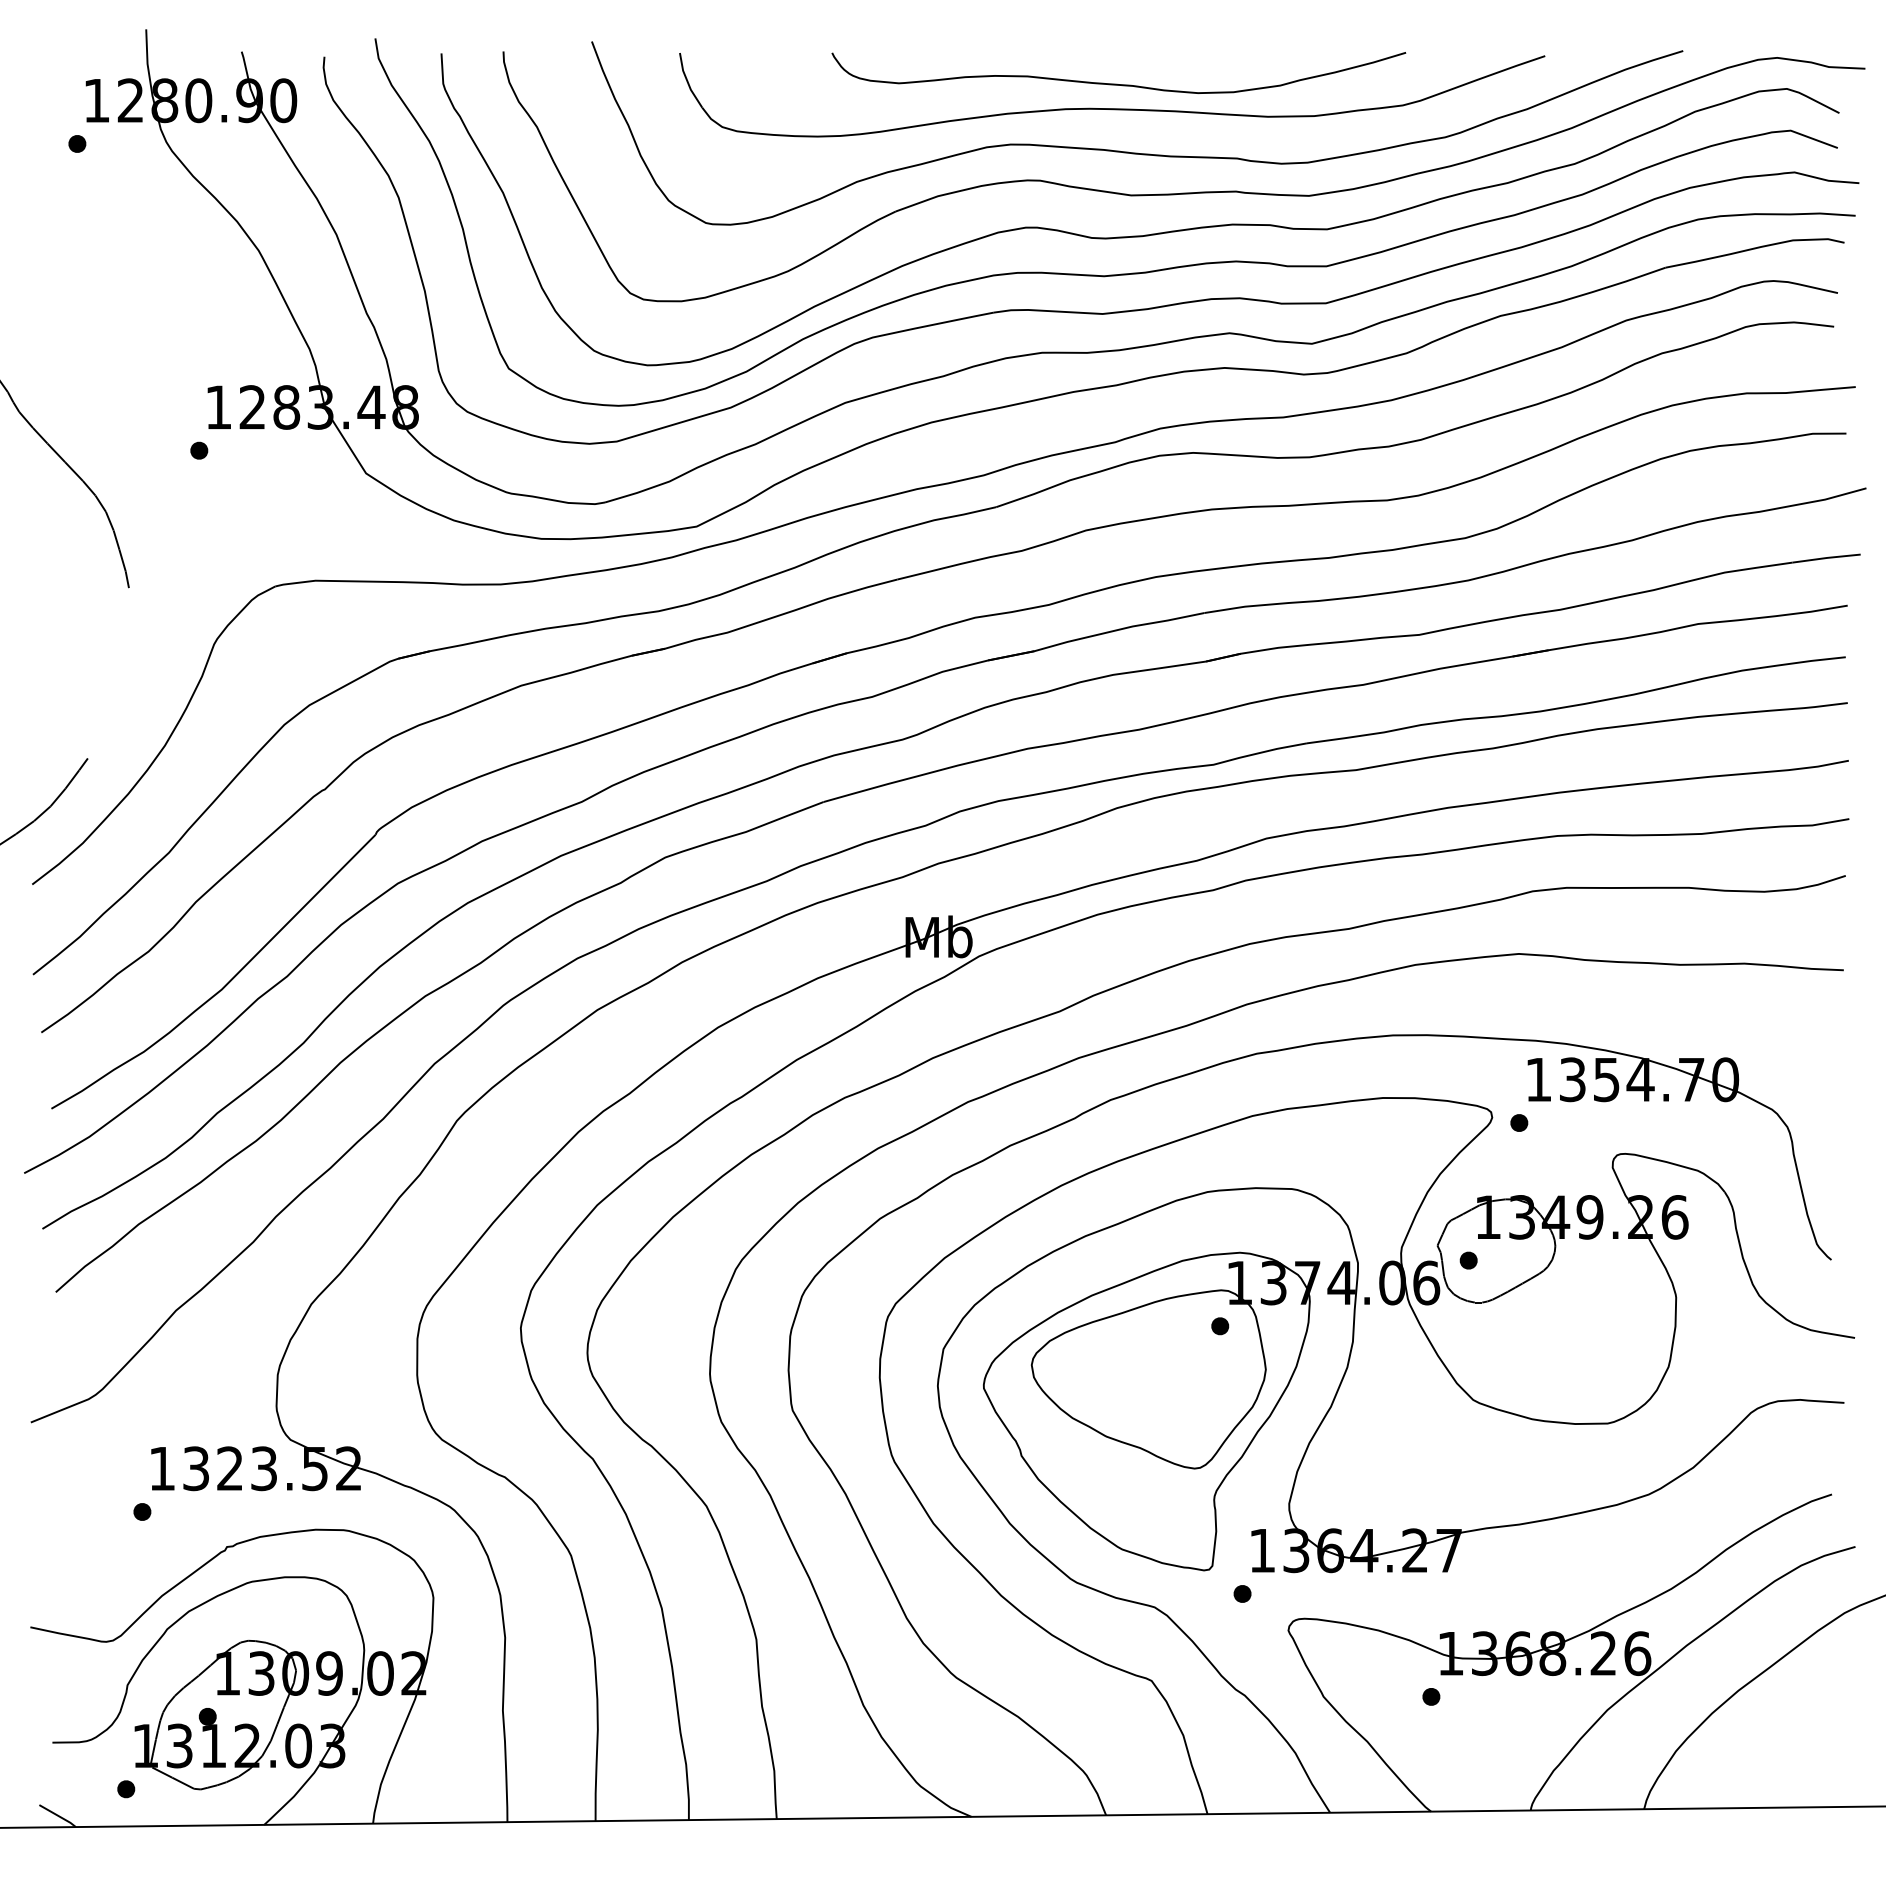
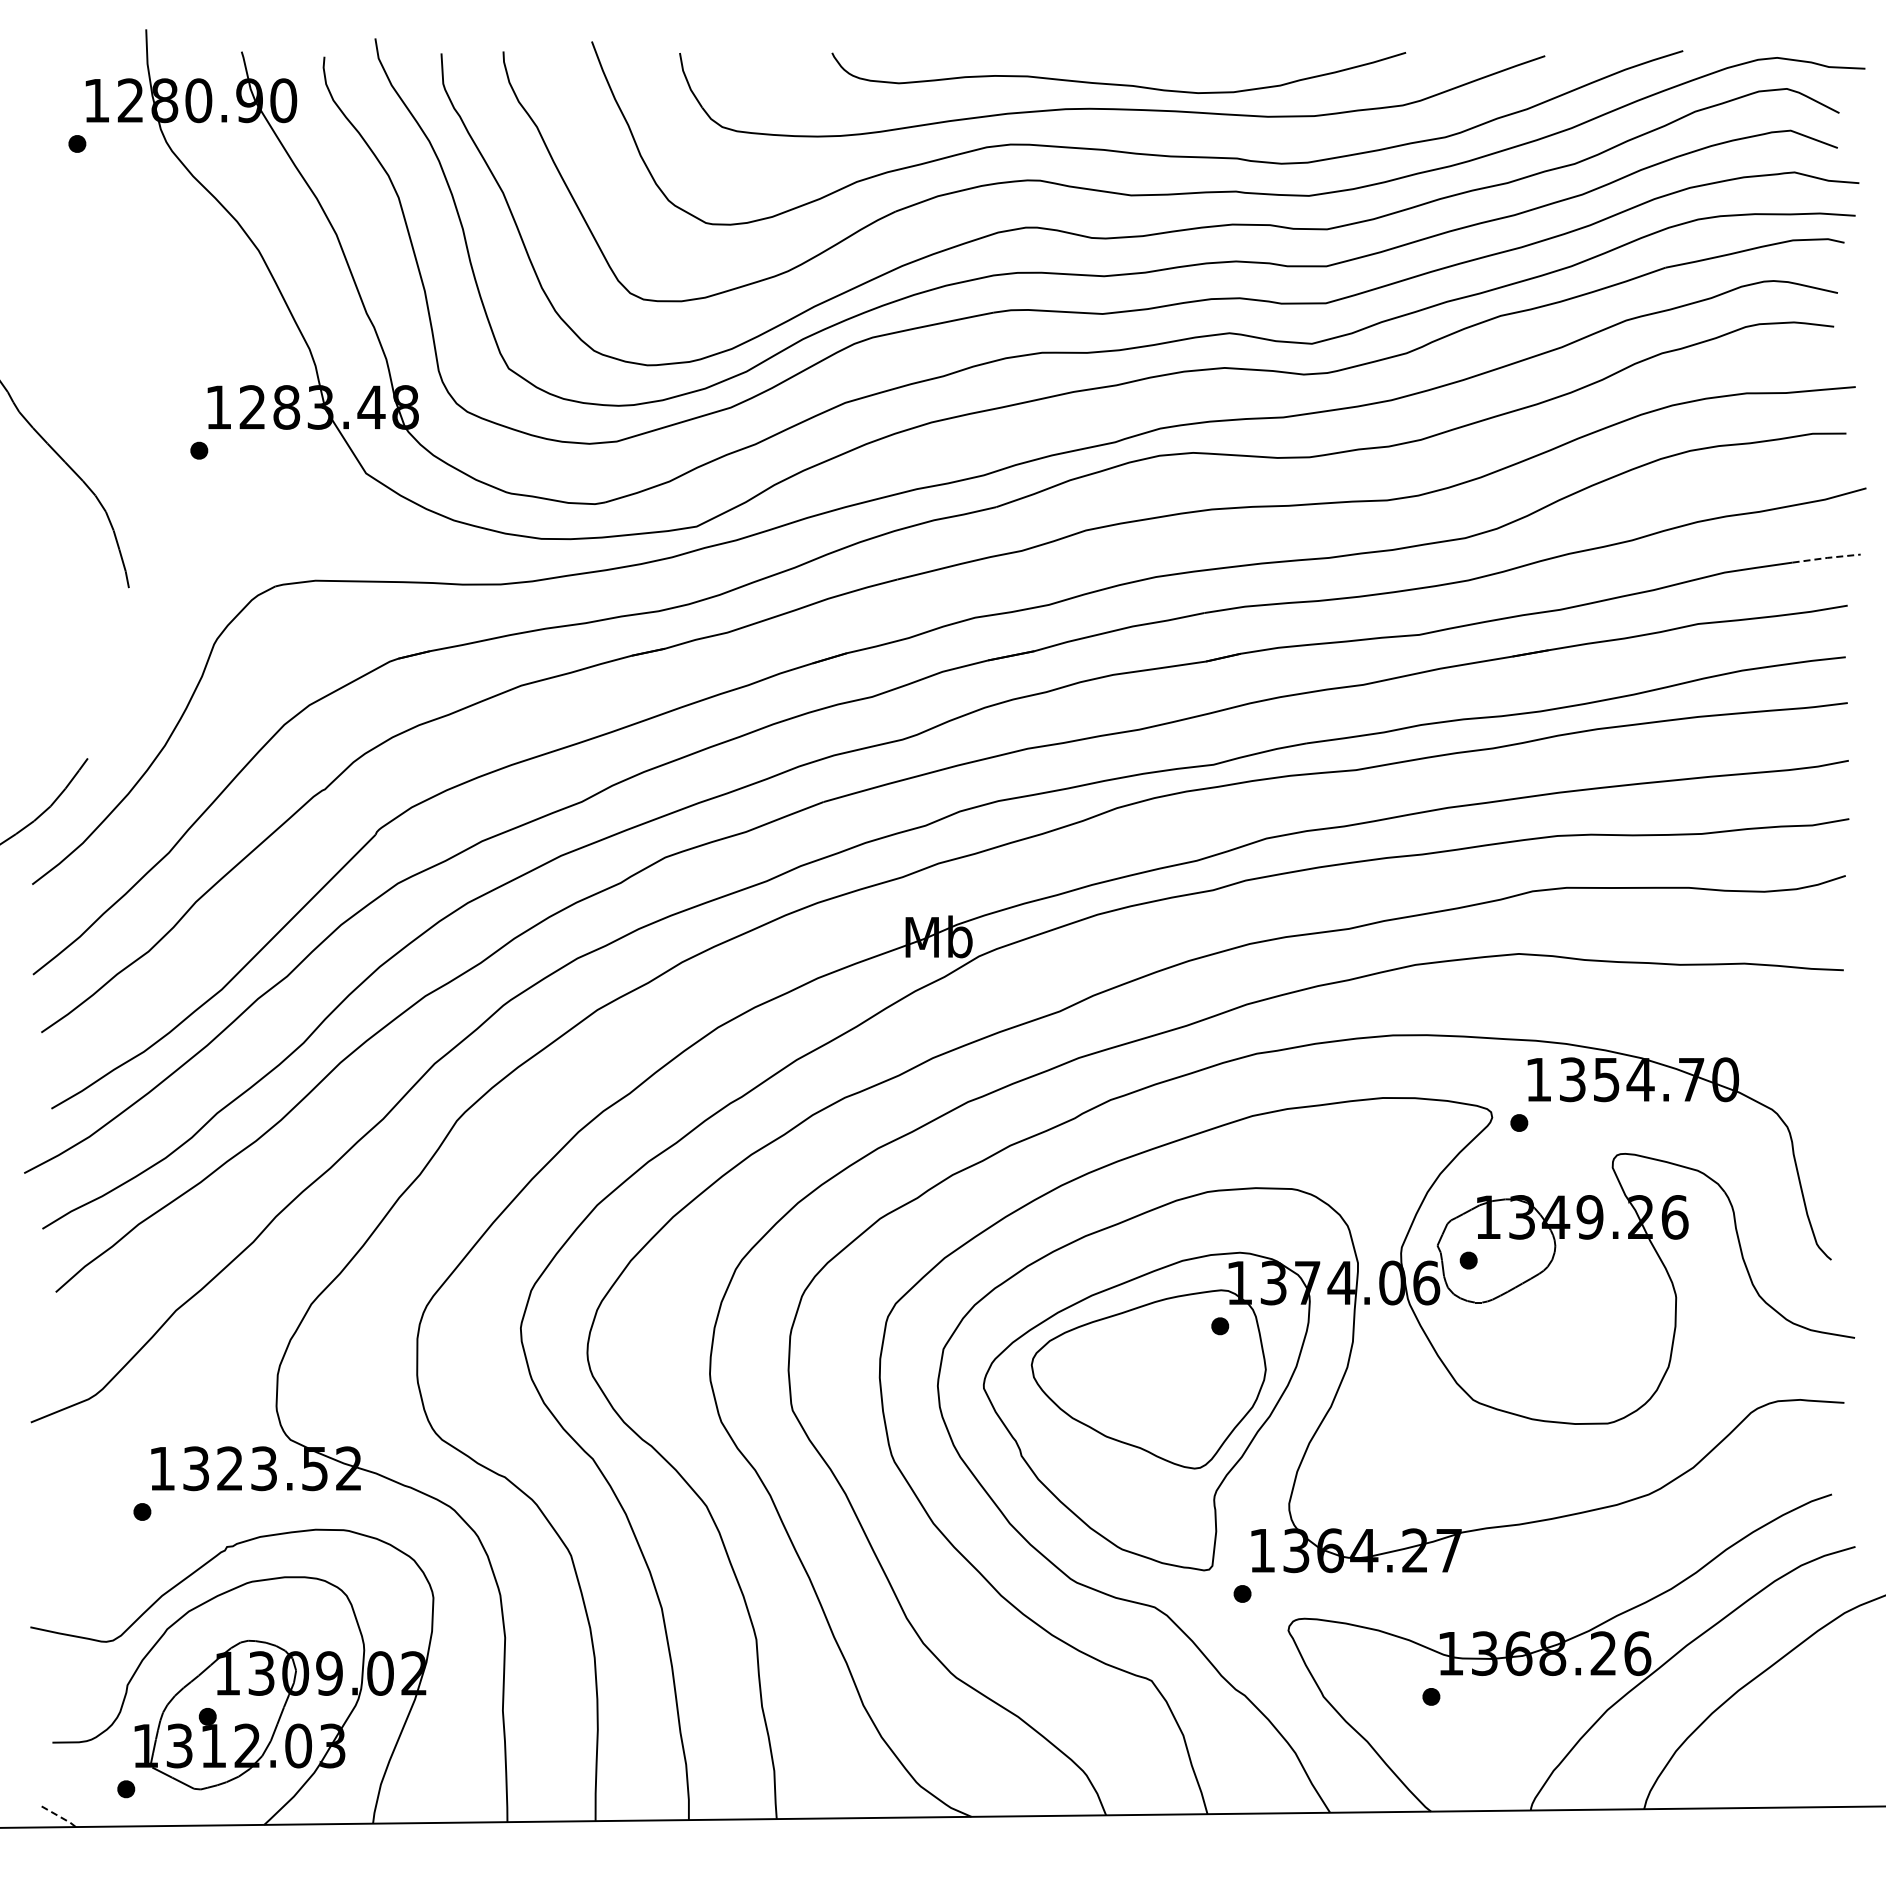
line: solid -> dashed (1827, 557)
line: solid -> dashed (58, 1815)
